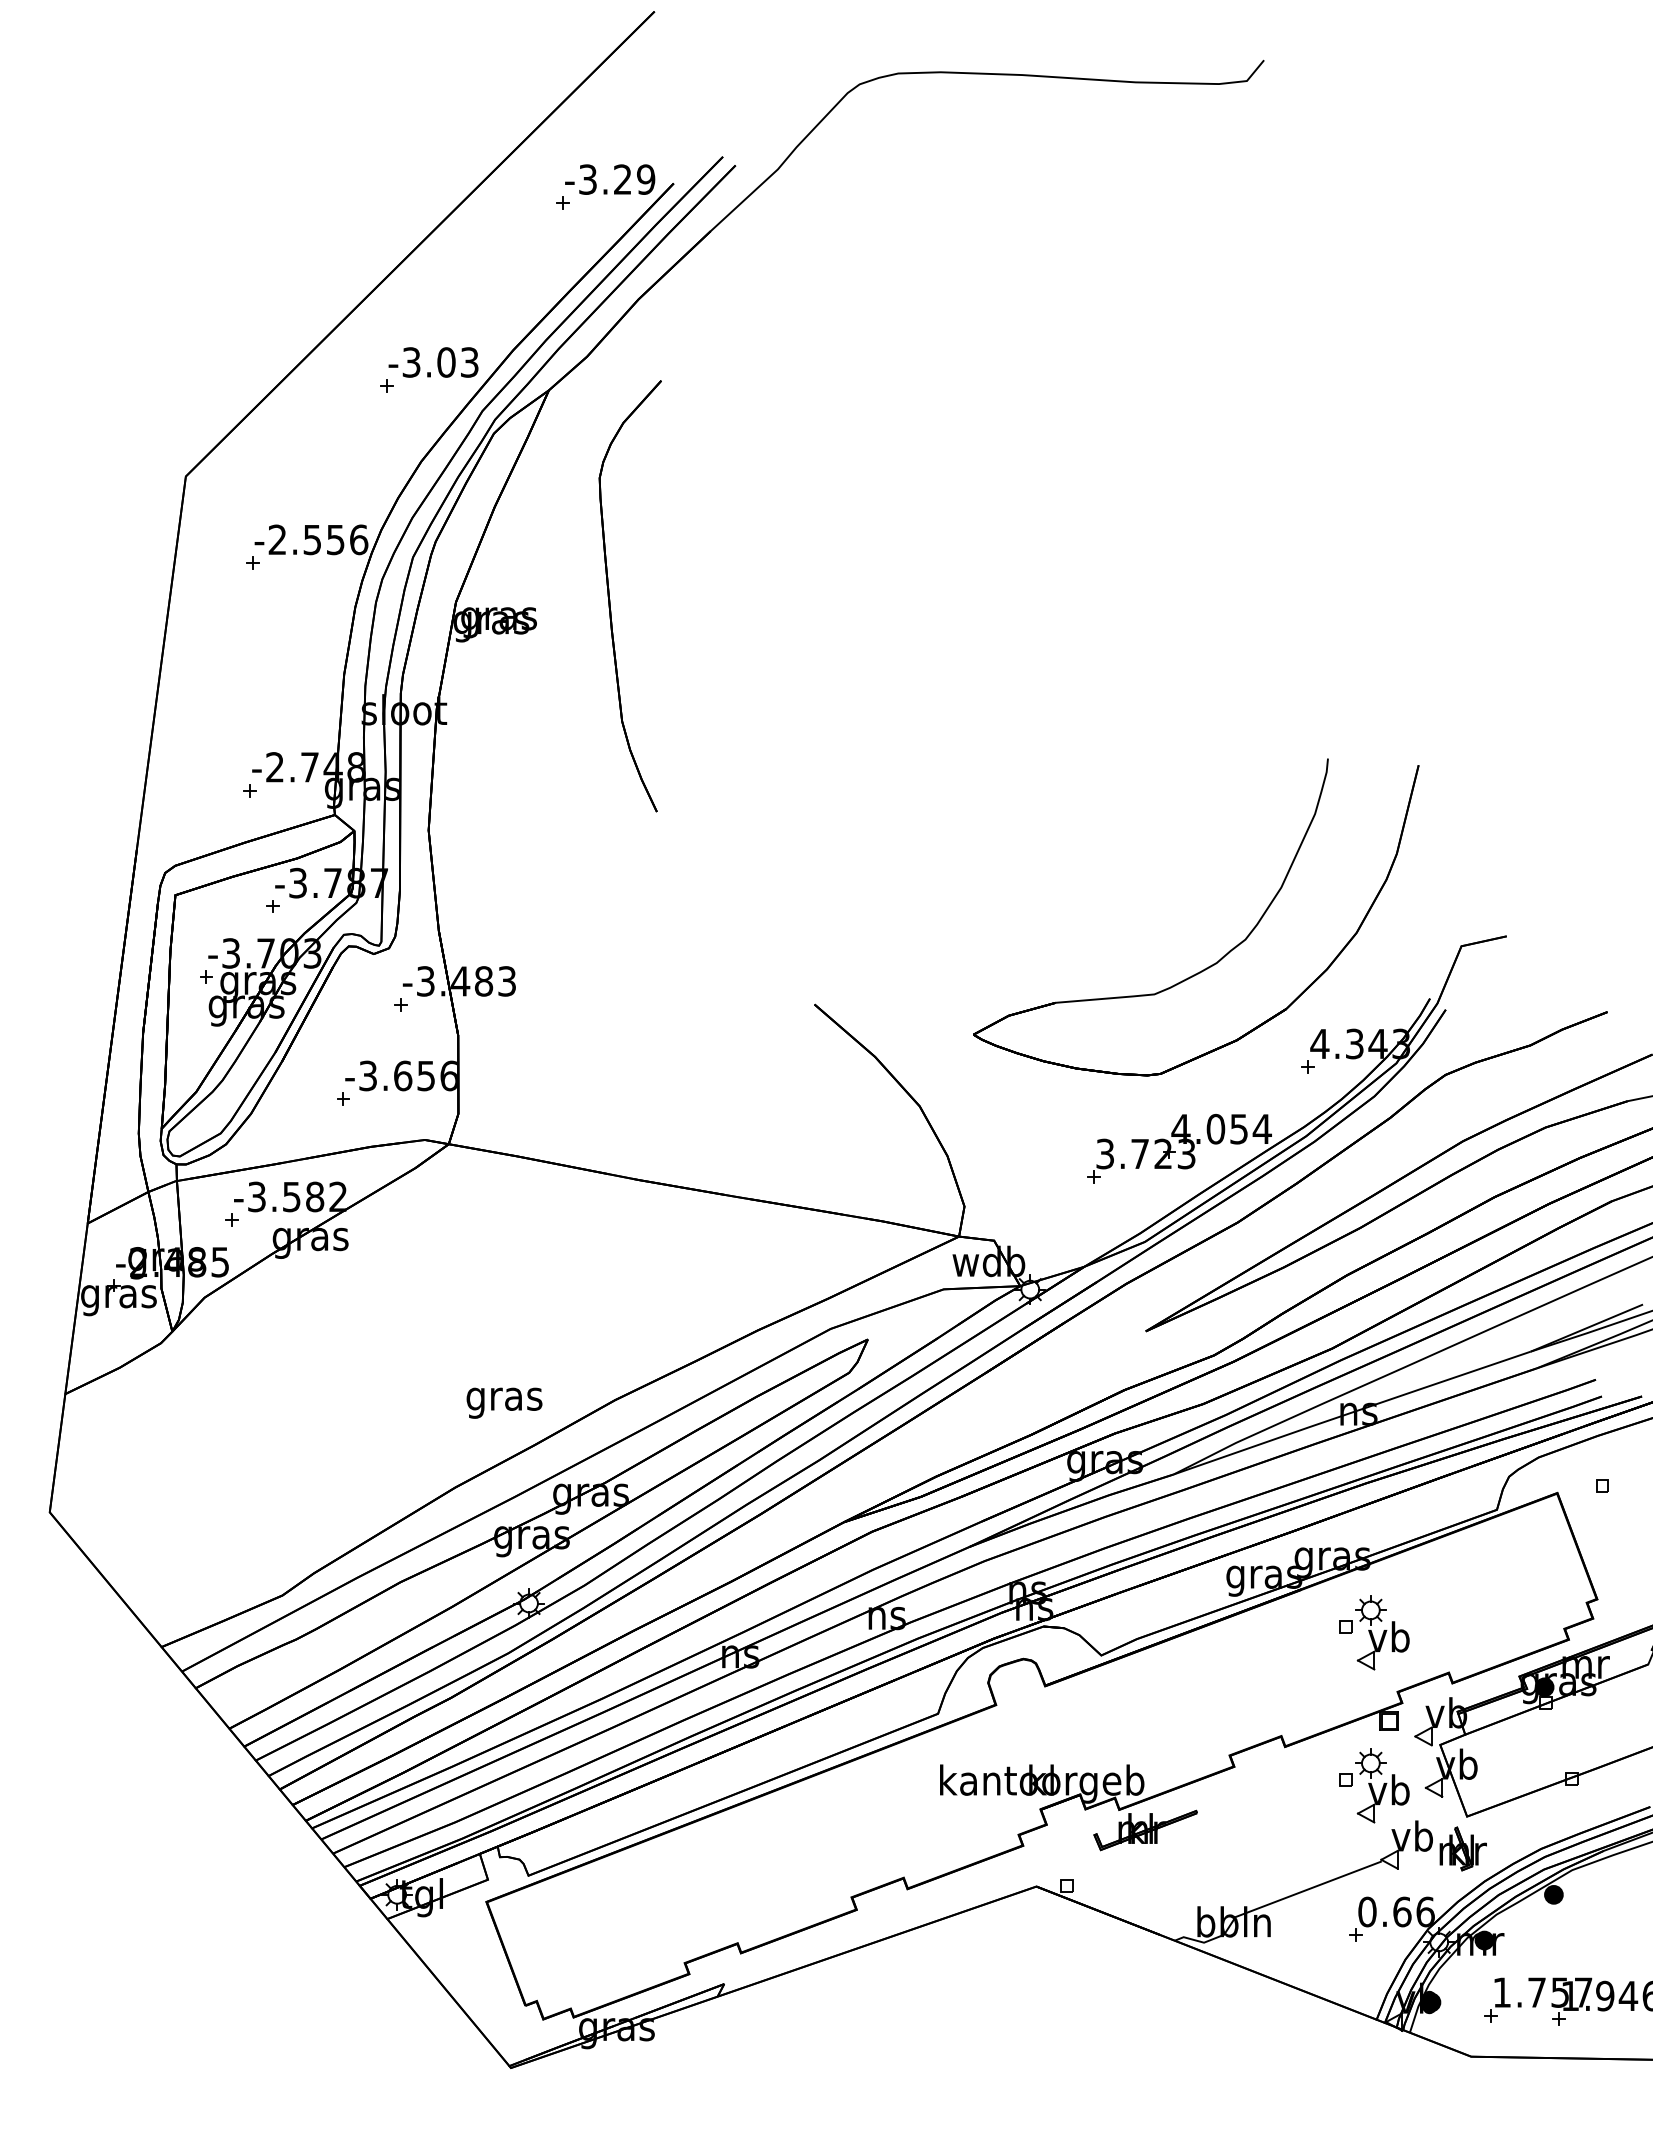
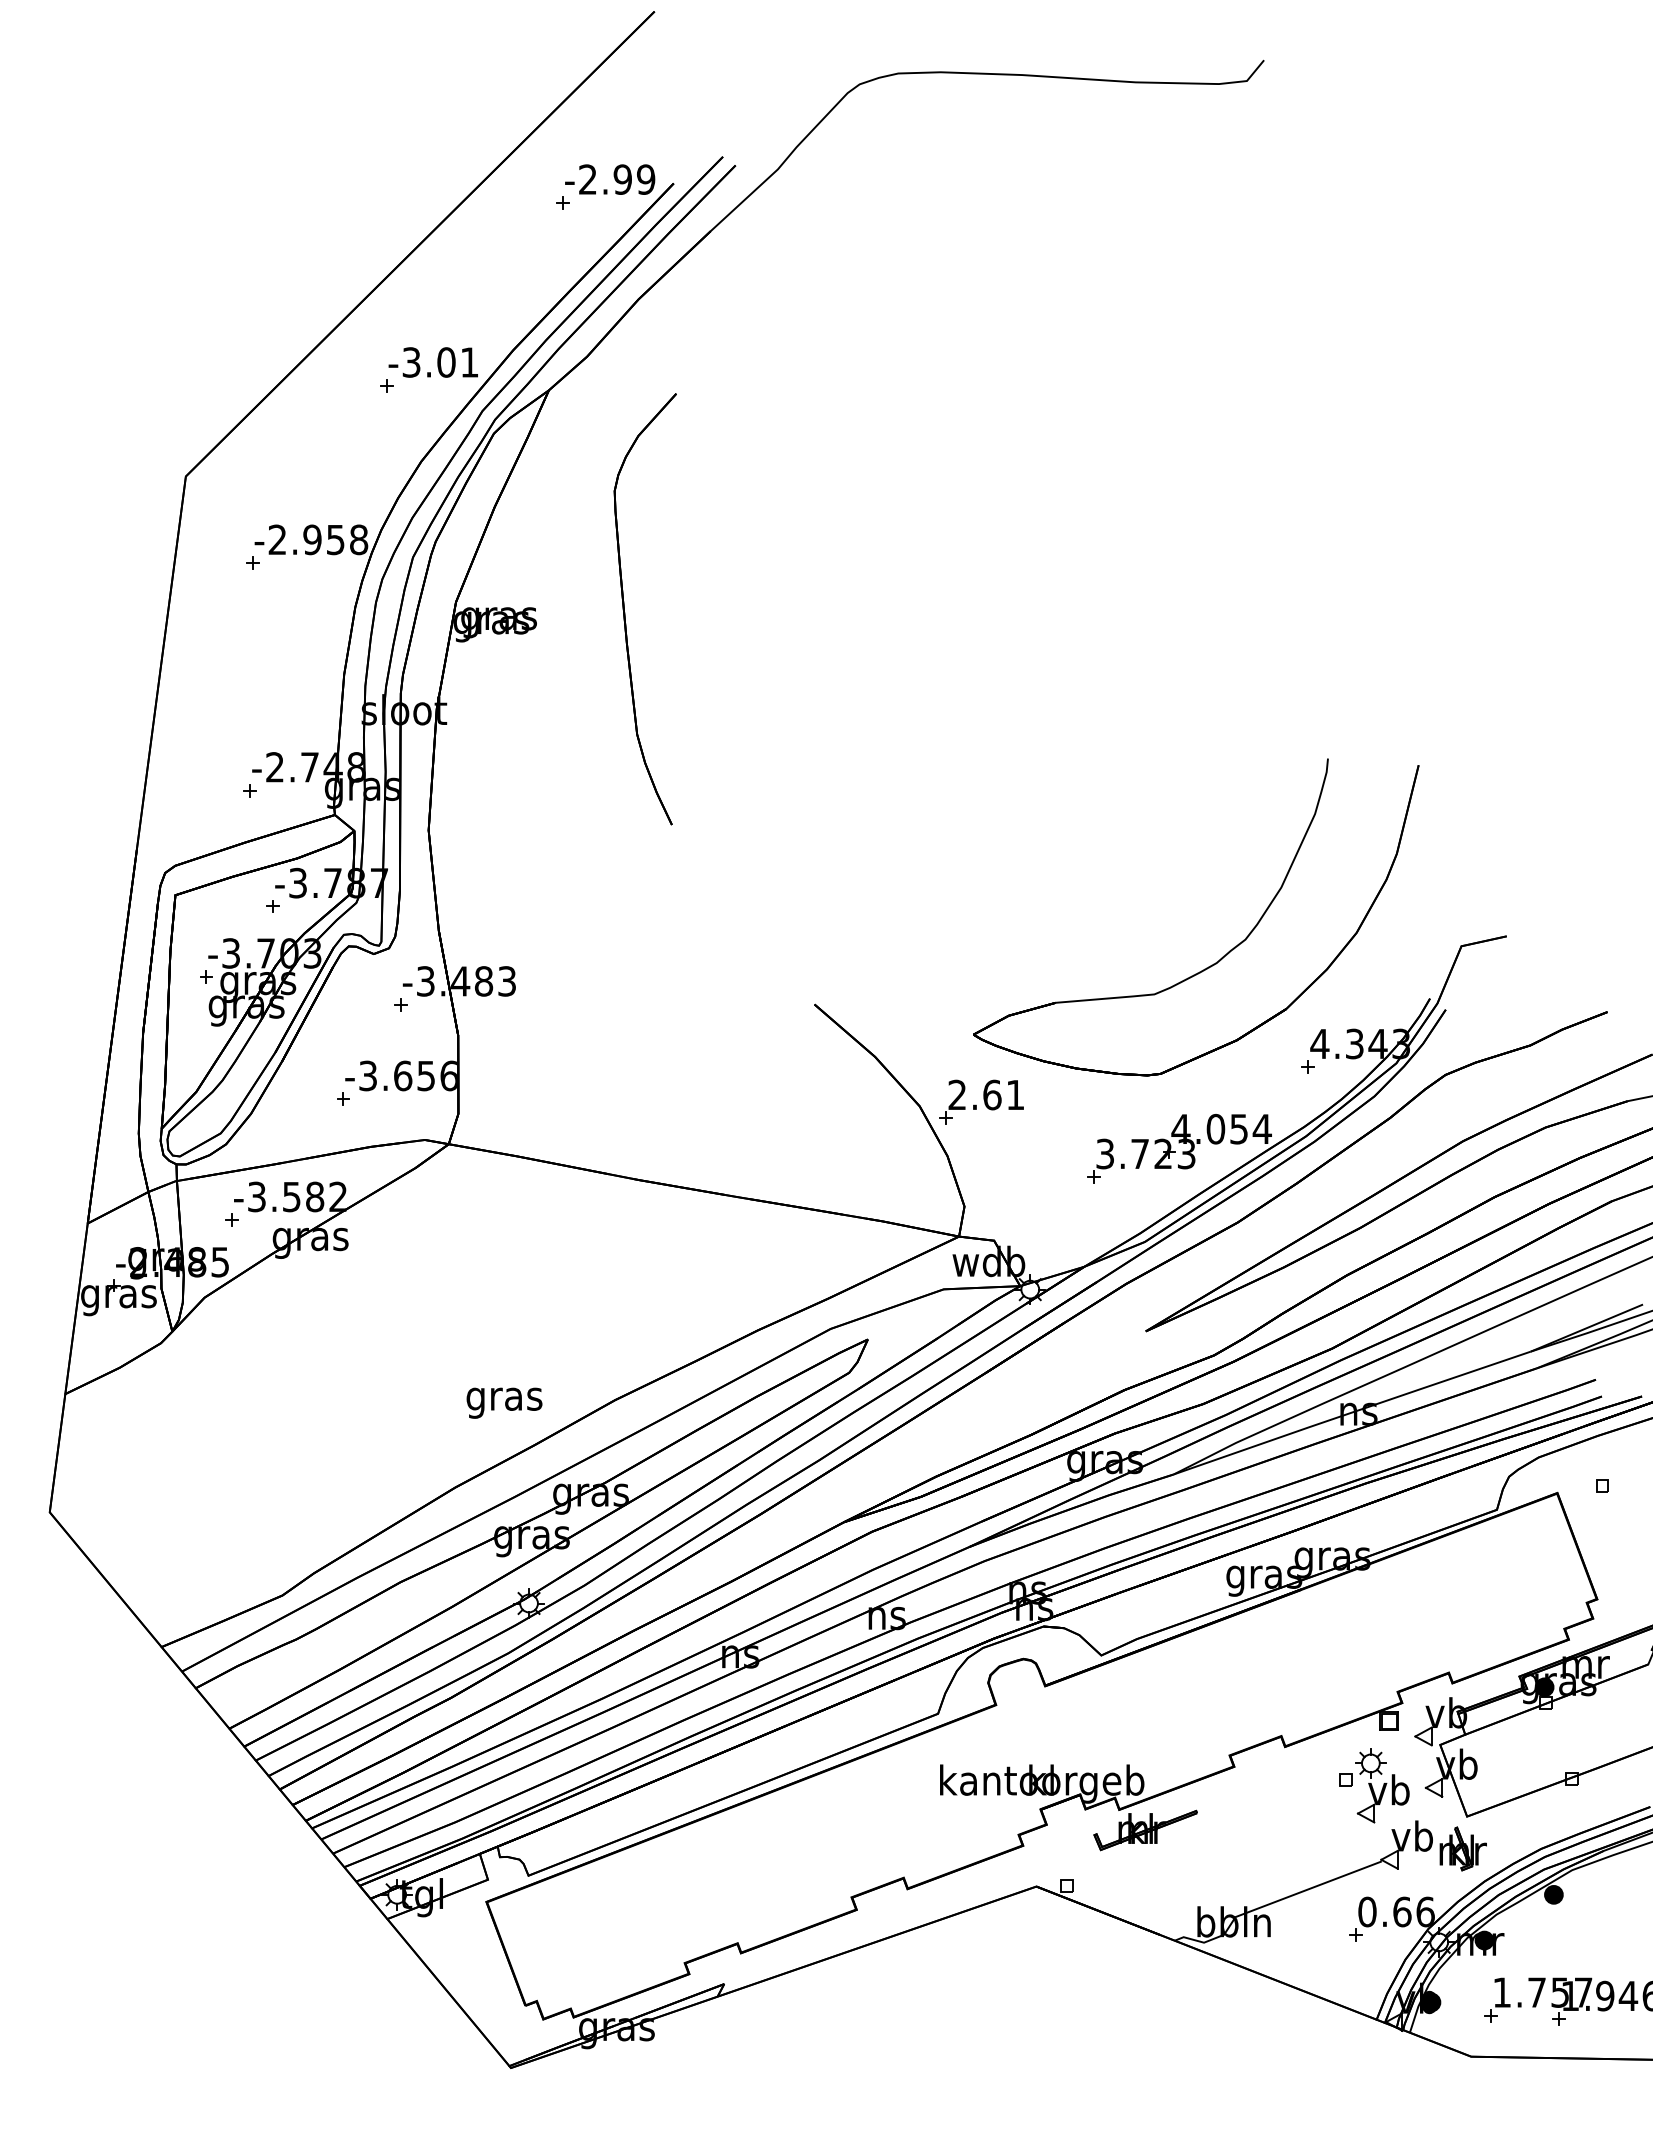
text: -3.29 -> -2.99 (605, 179)
text: -3.03 -> -3.01 (469, 362)
text: -2.556 -> -2.958 (335, 539)
part position: (610, 599) -> (625, 612) (625, 612)
part: none -> present (981, 1101)
part: present -> none (1374, 1632)
